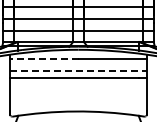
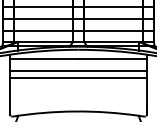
line: dashed -> solid (43, 59)
line: dashed -> solid (79, 70)
